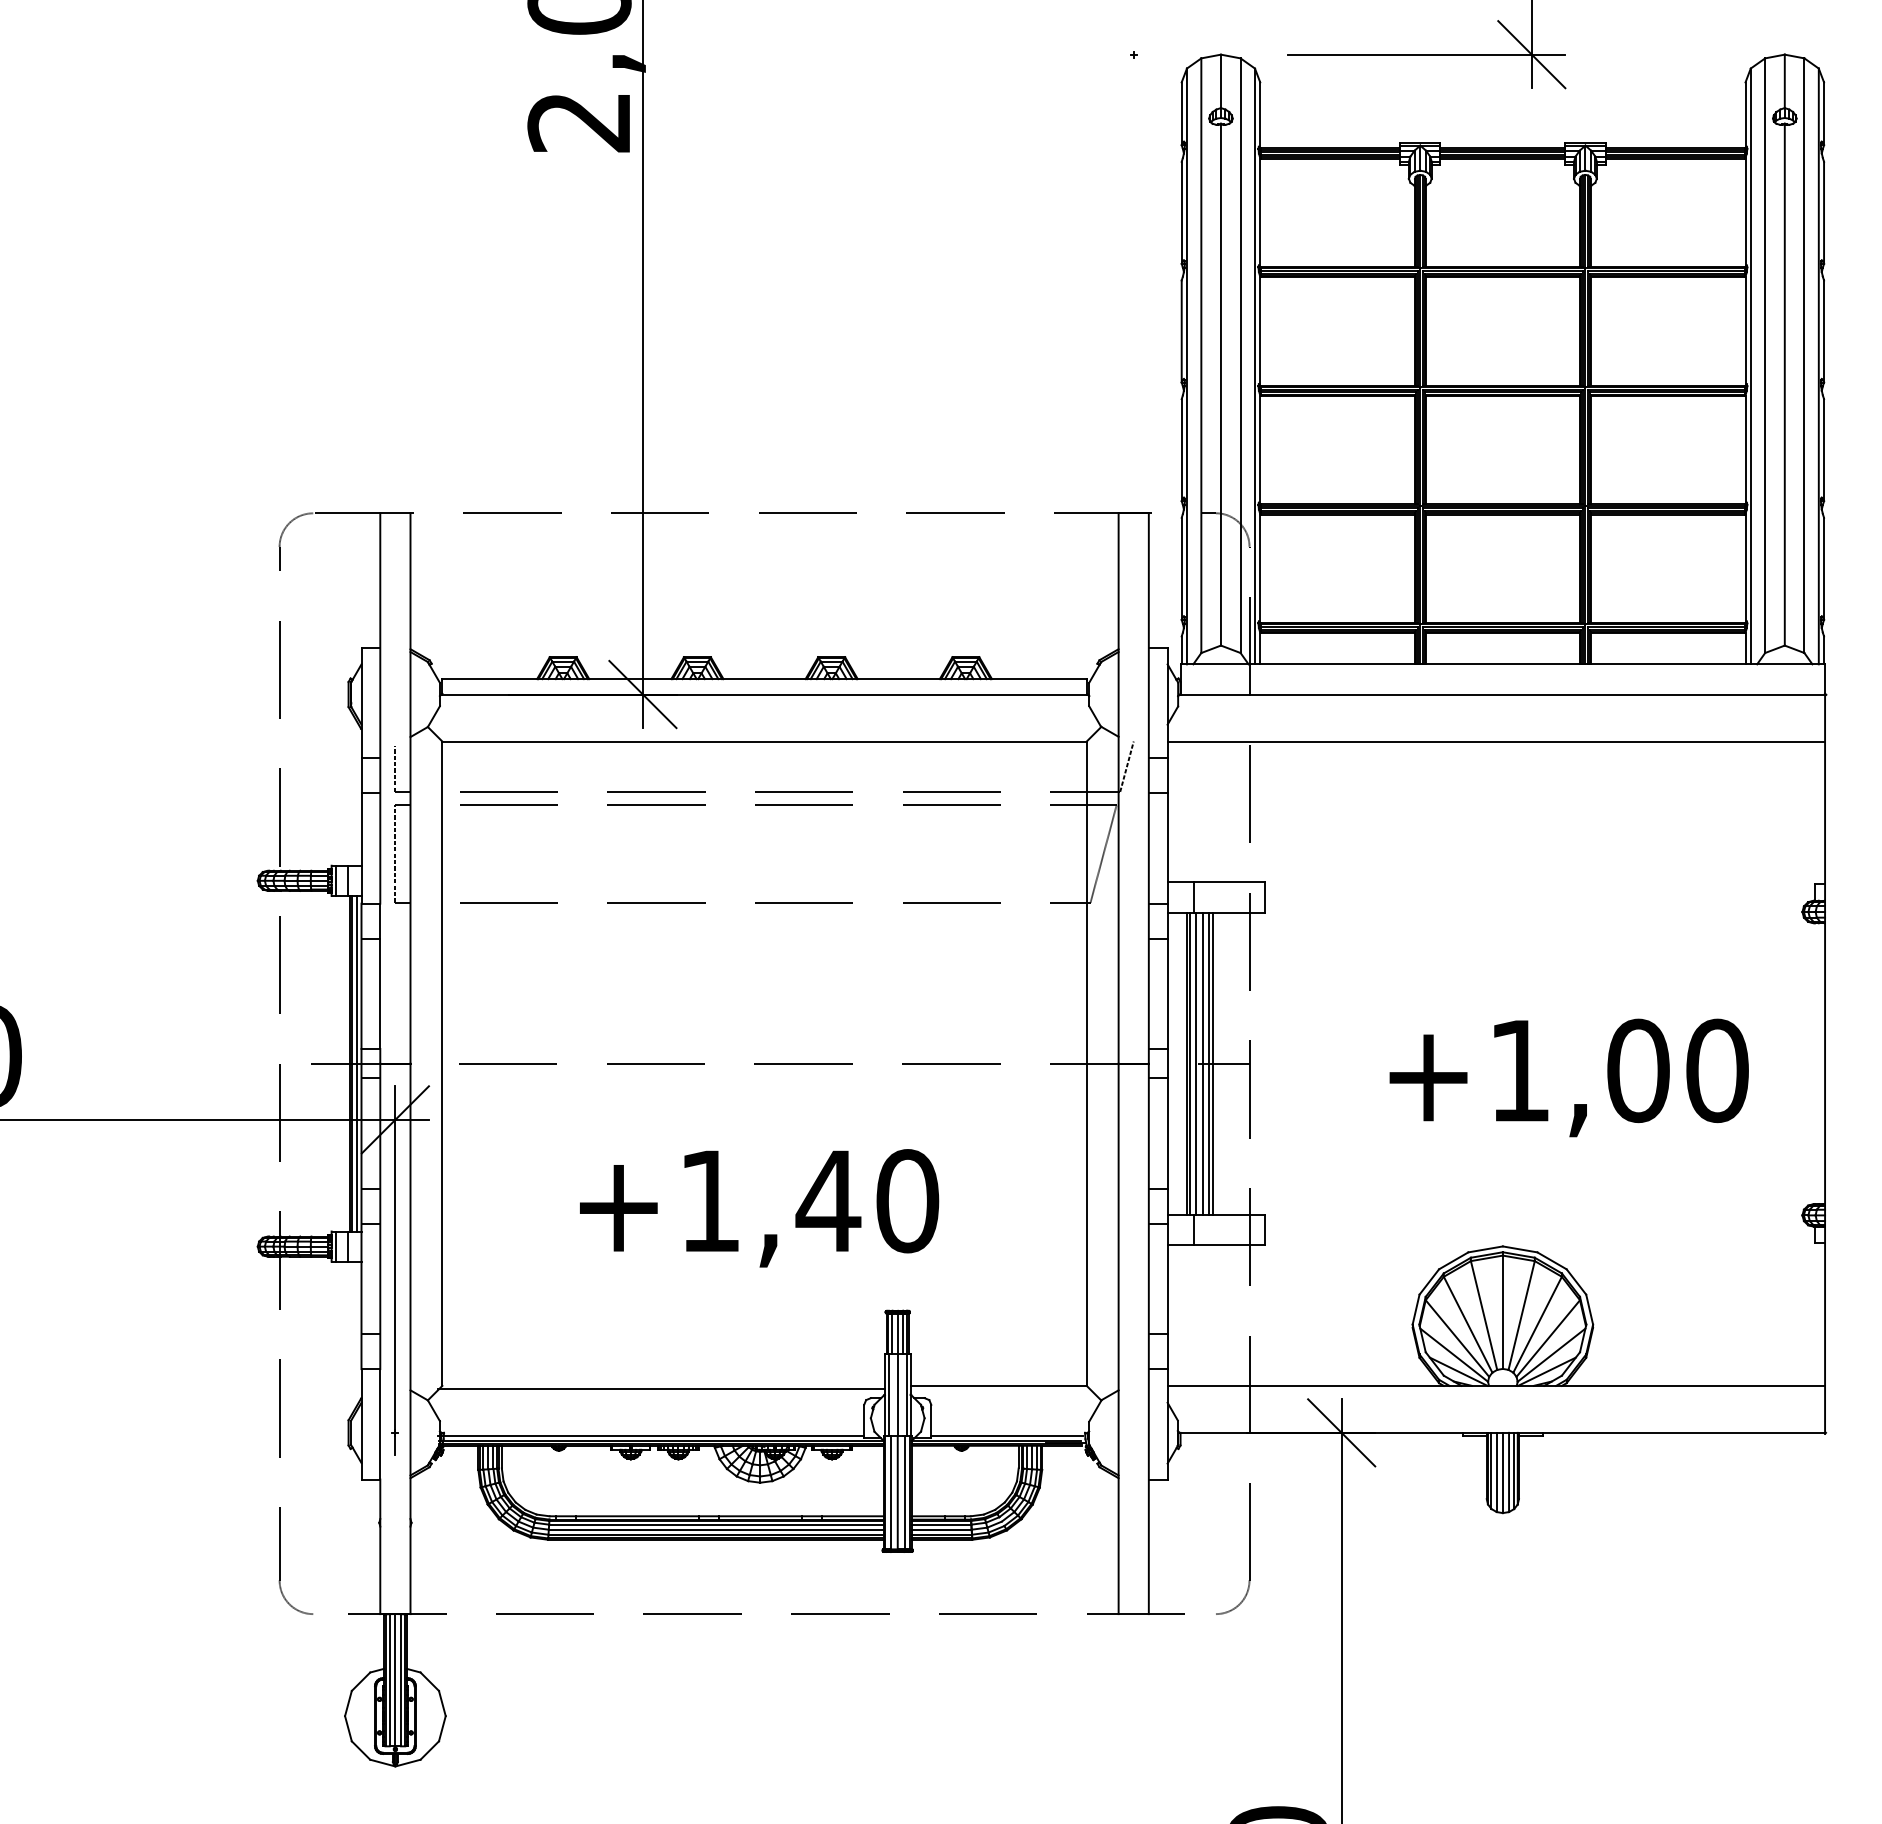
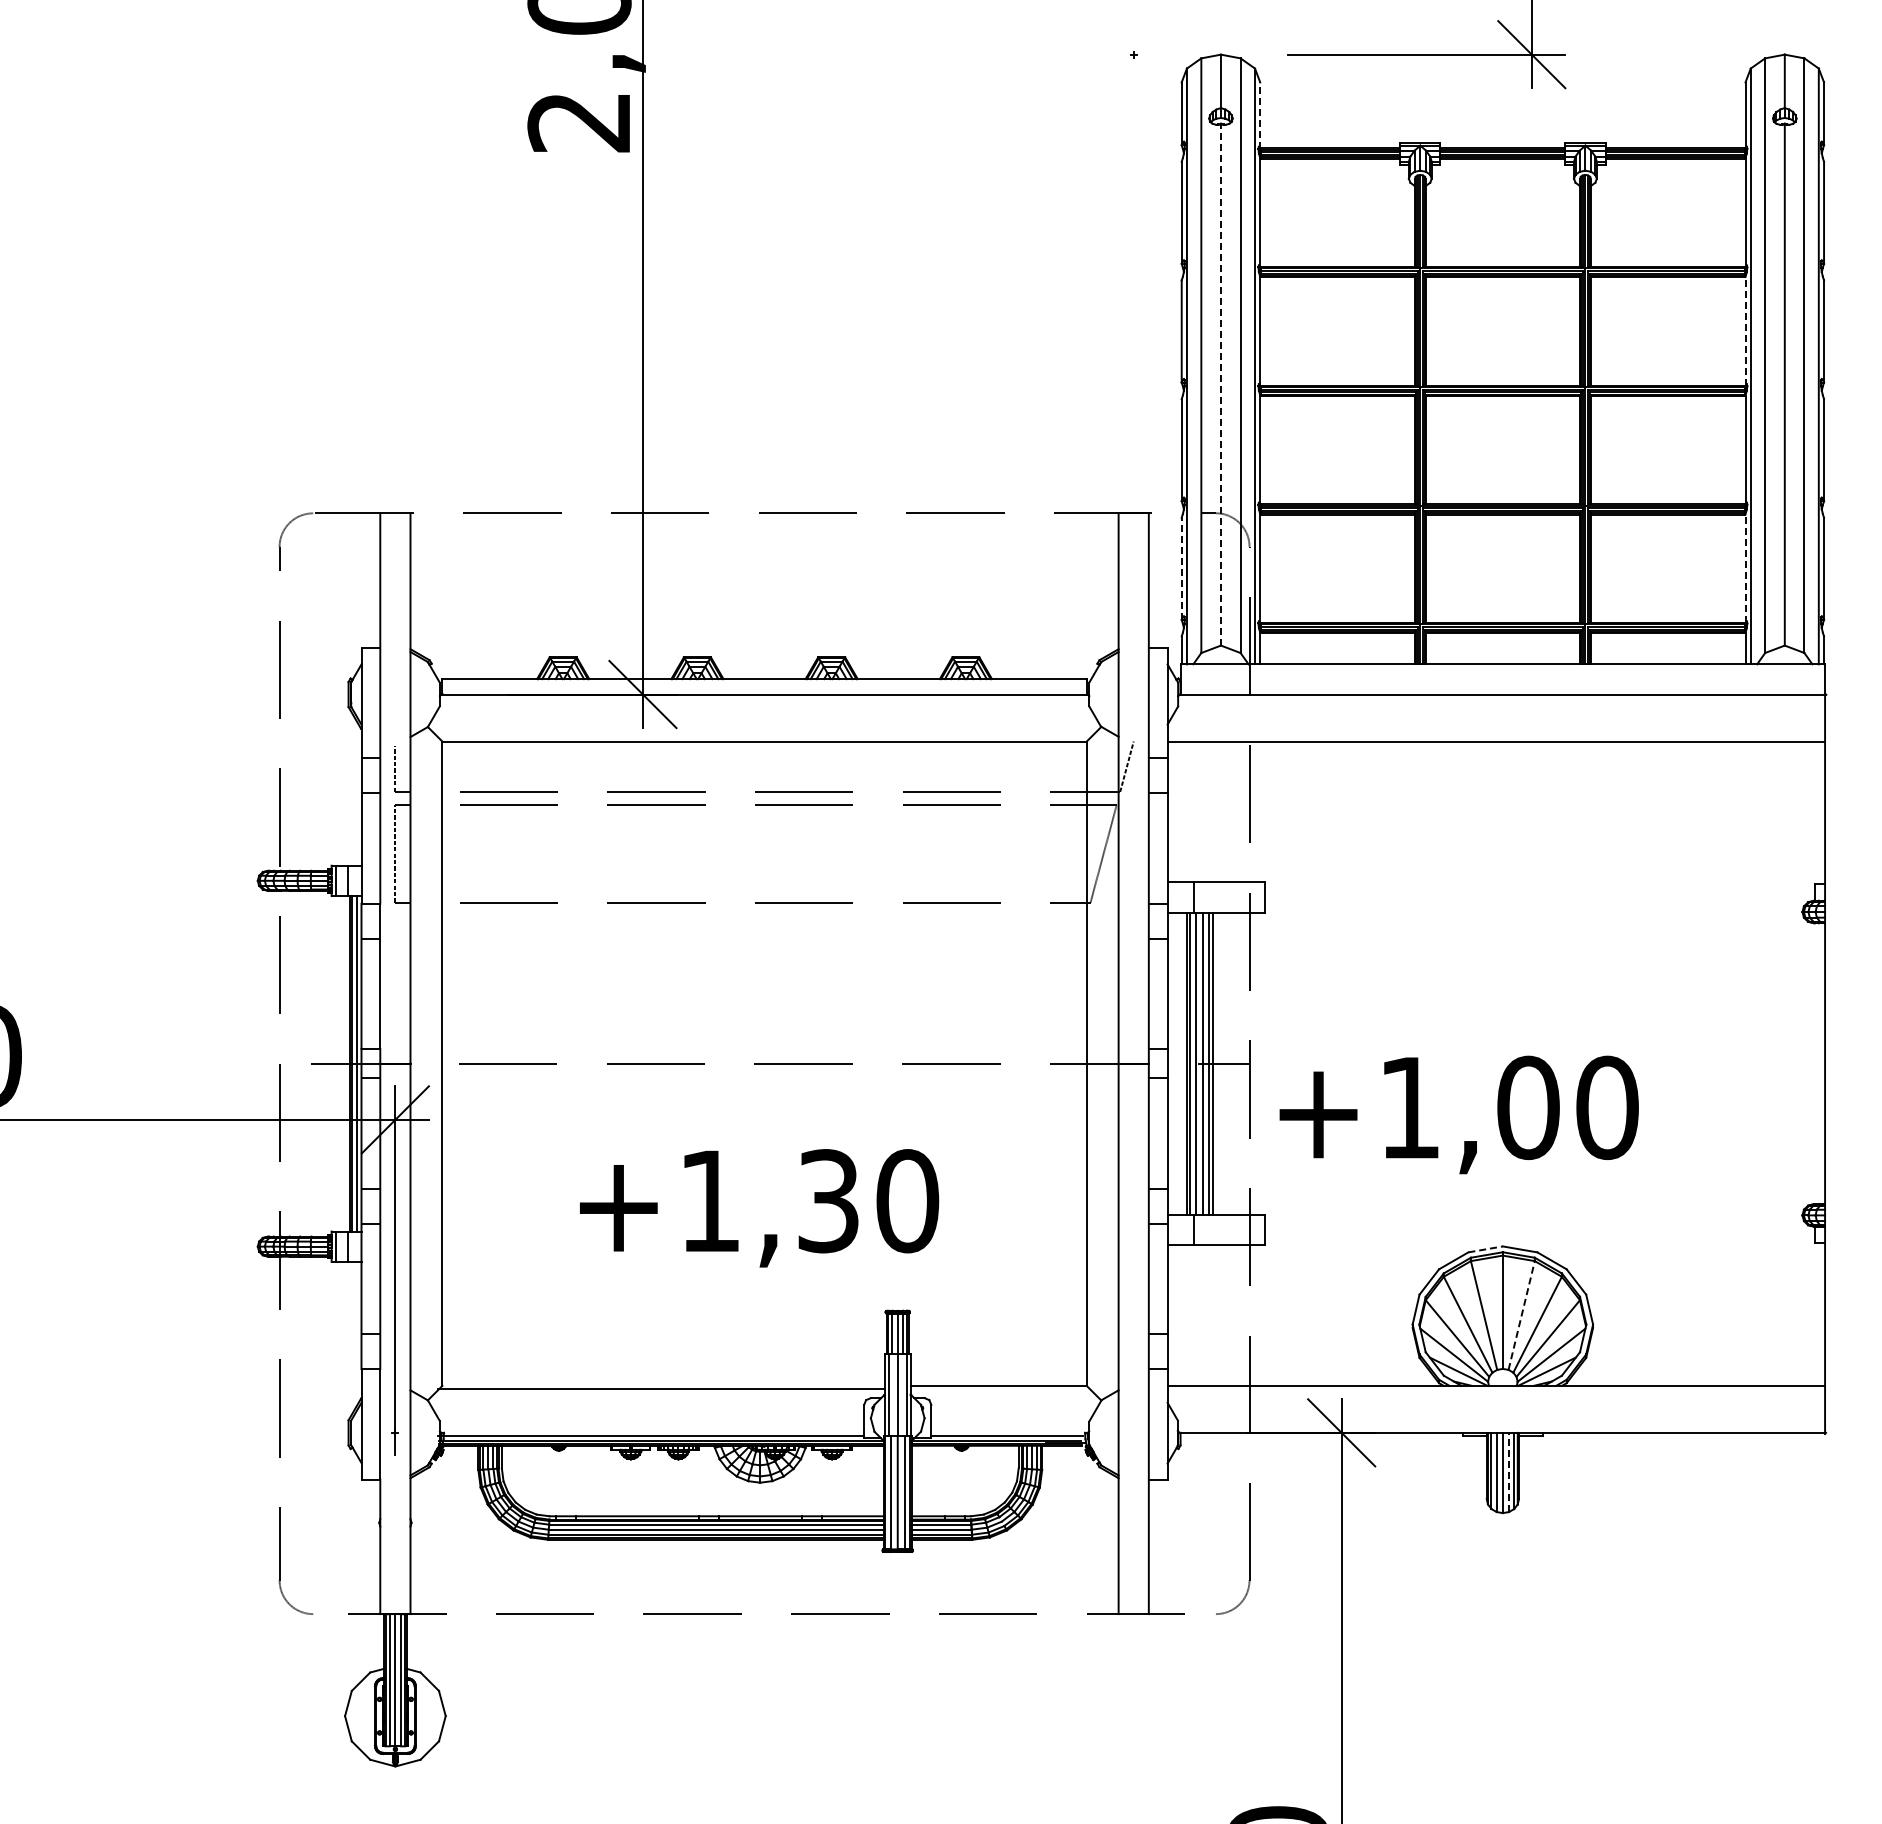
line: solid -> dashed (1260, 115)
line: solid -> dashed (1745, 331)
line: solid -> dashed (1220, 384)
line: solid -> dashed (1181, 568)
line: solid -> dashed (1745, 568)
text position: (1568, 1077) -> (1458, 1114) (1458, 1114)
text: +1,40 -> +1,30 (828, 1201)
line: solid -> dashed (1485, 1249)
line: solid -> dashed (1521, 1315)
line: solid -> dashed (1509, 1472)
